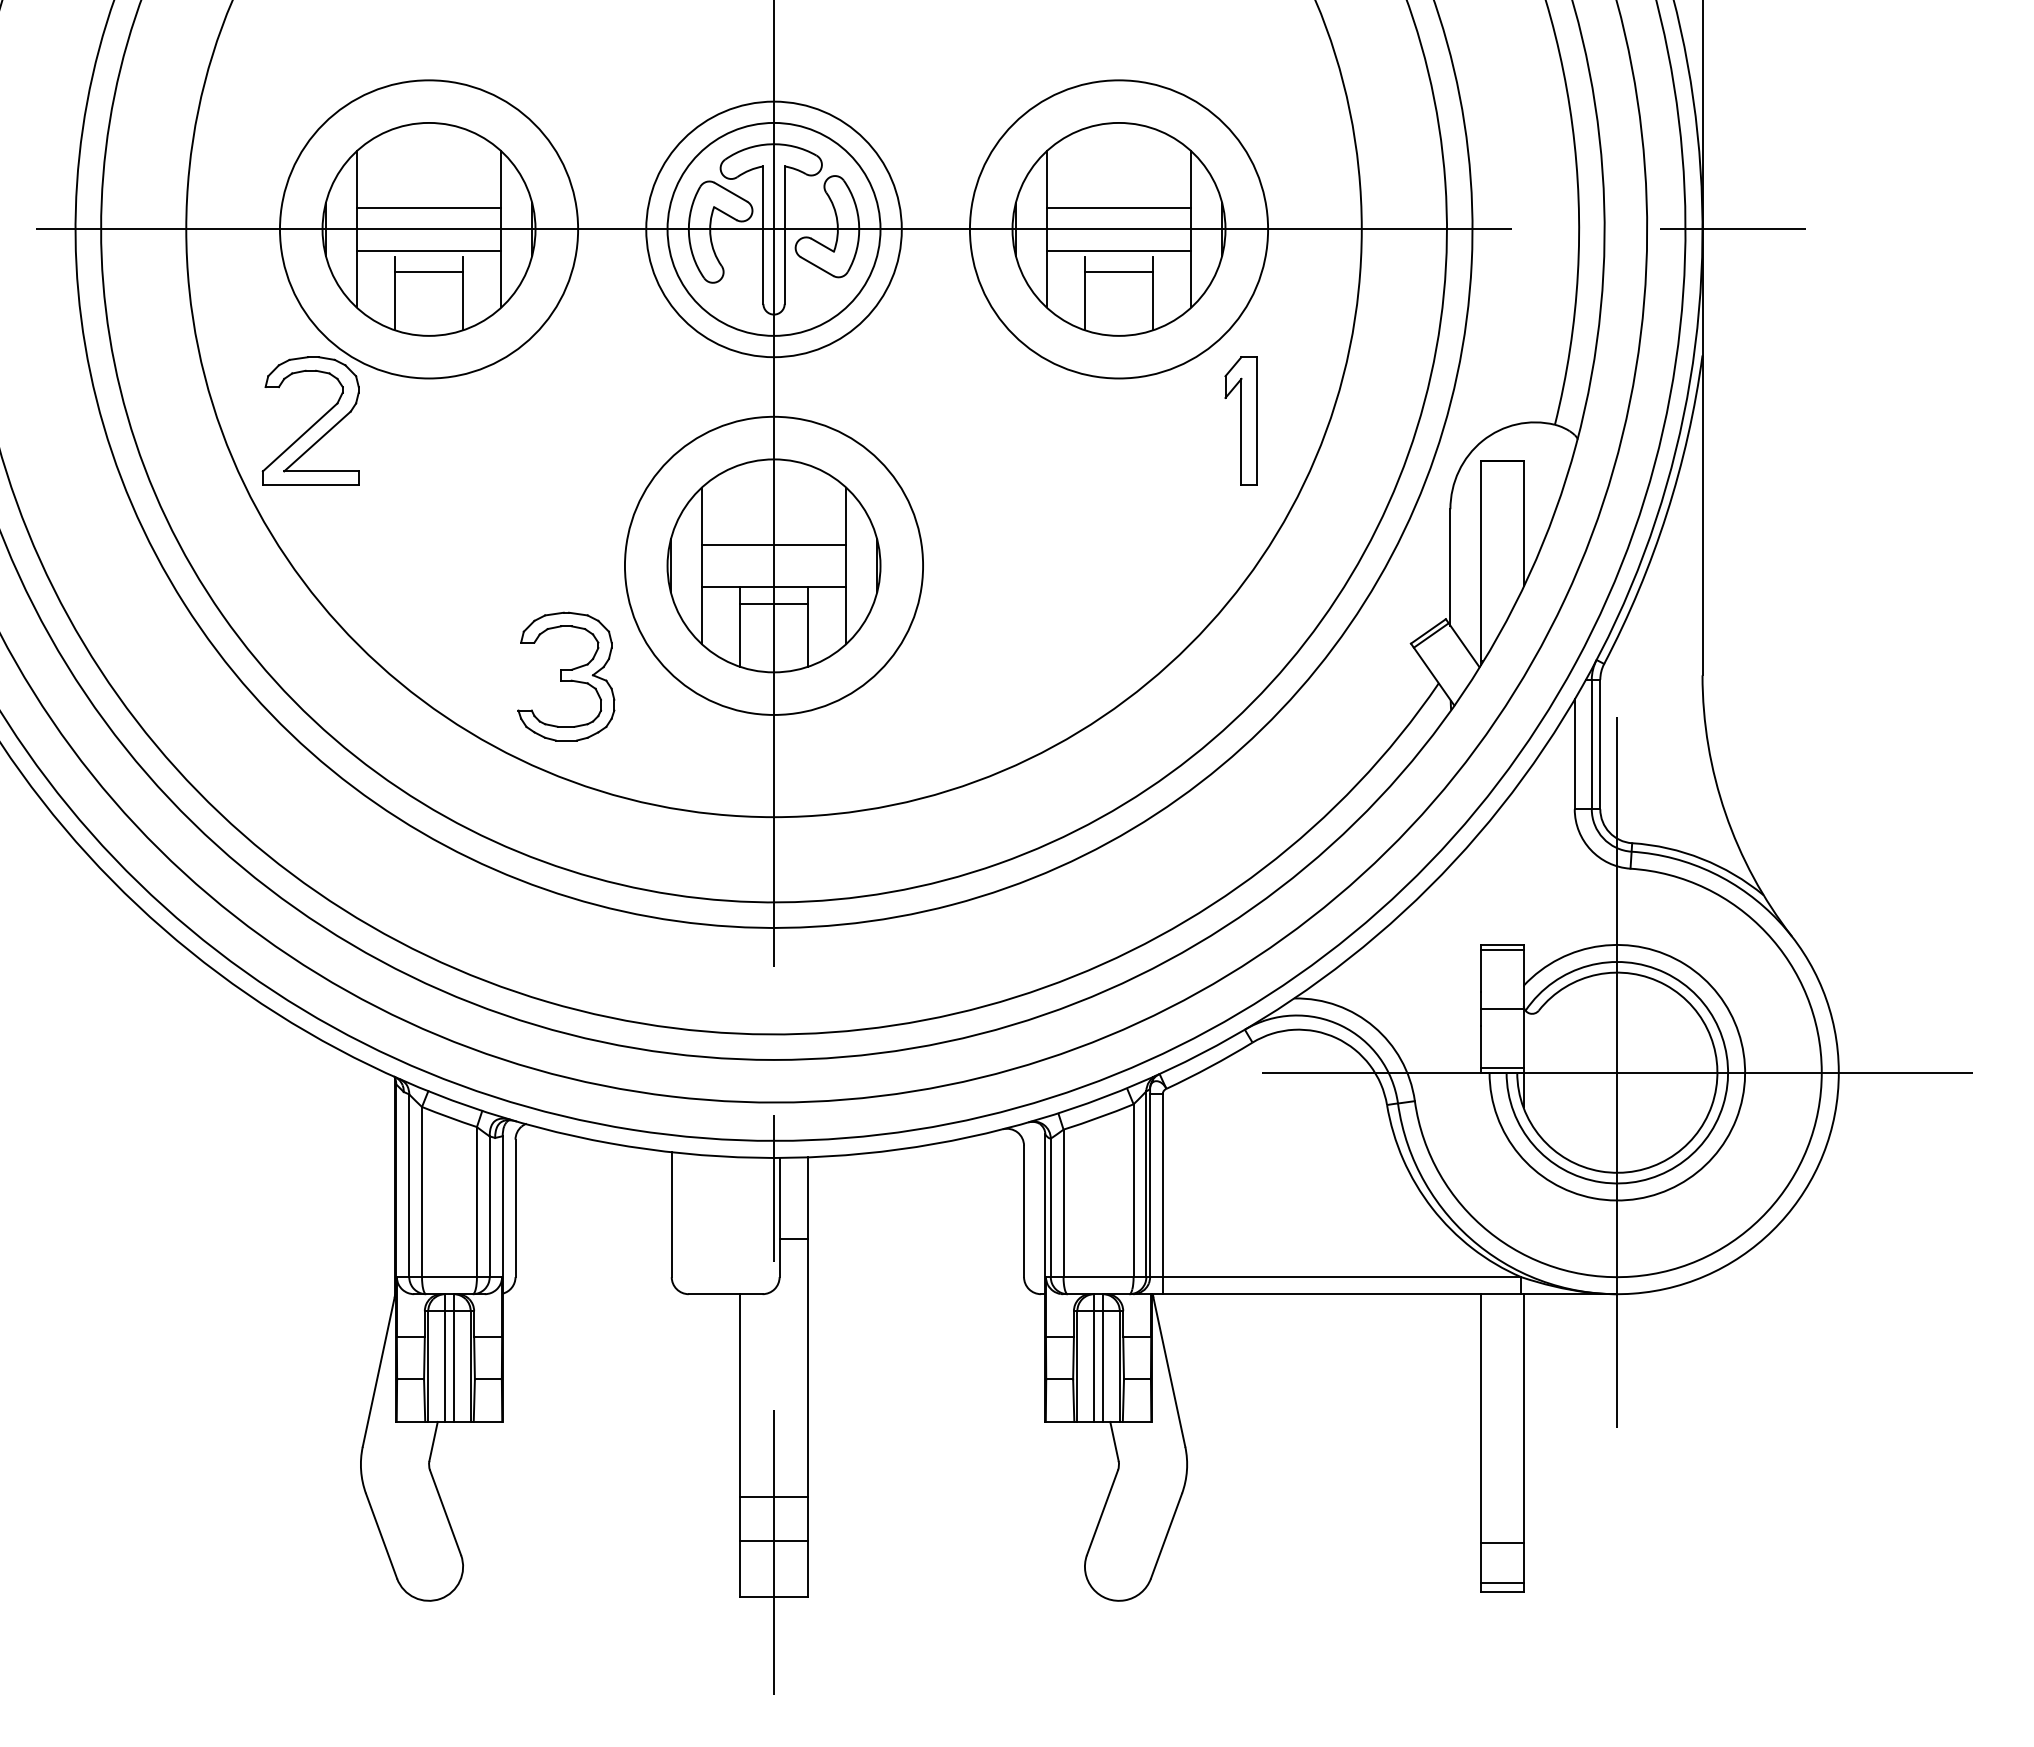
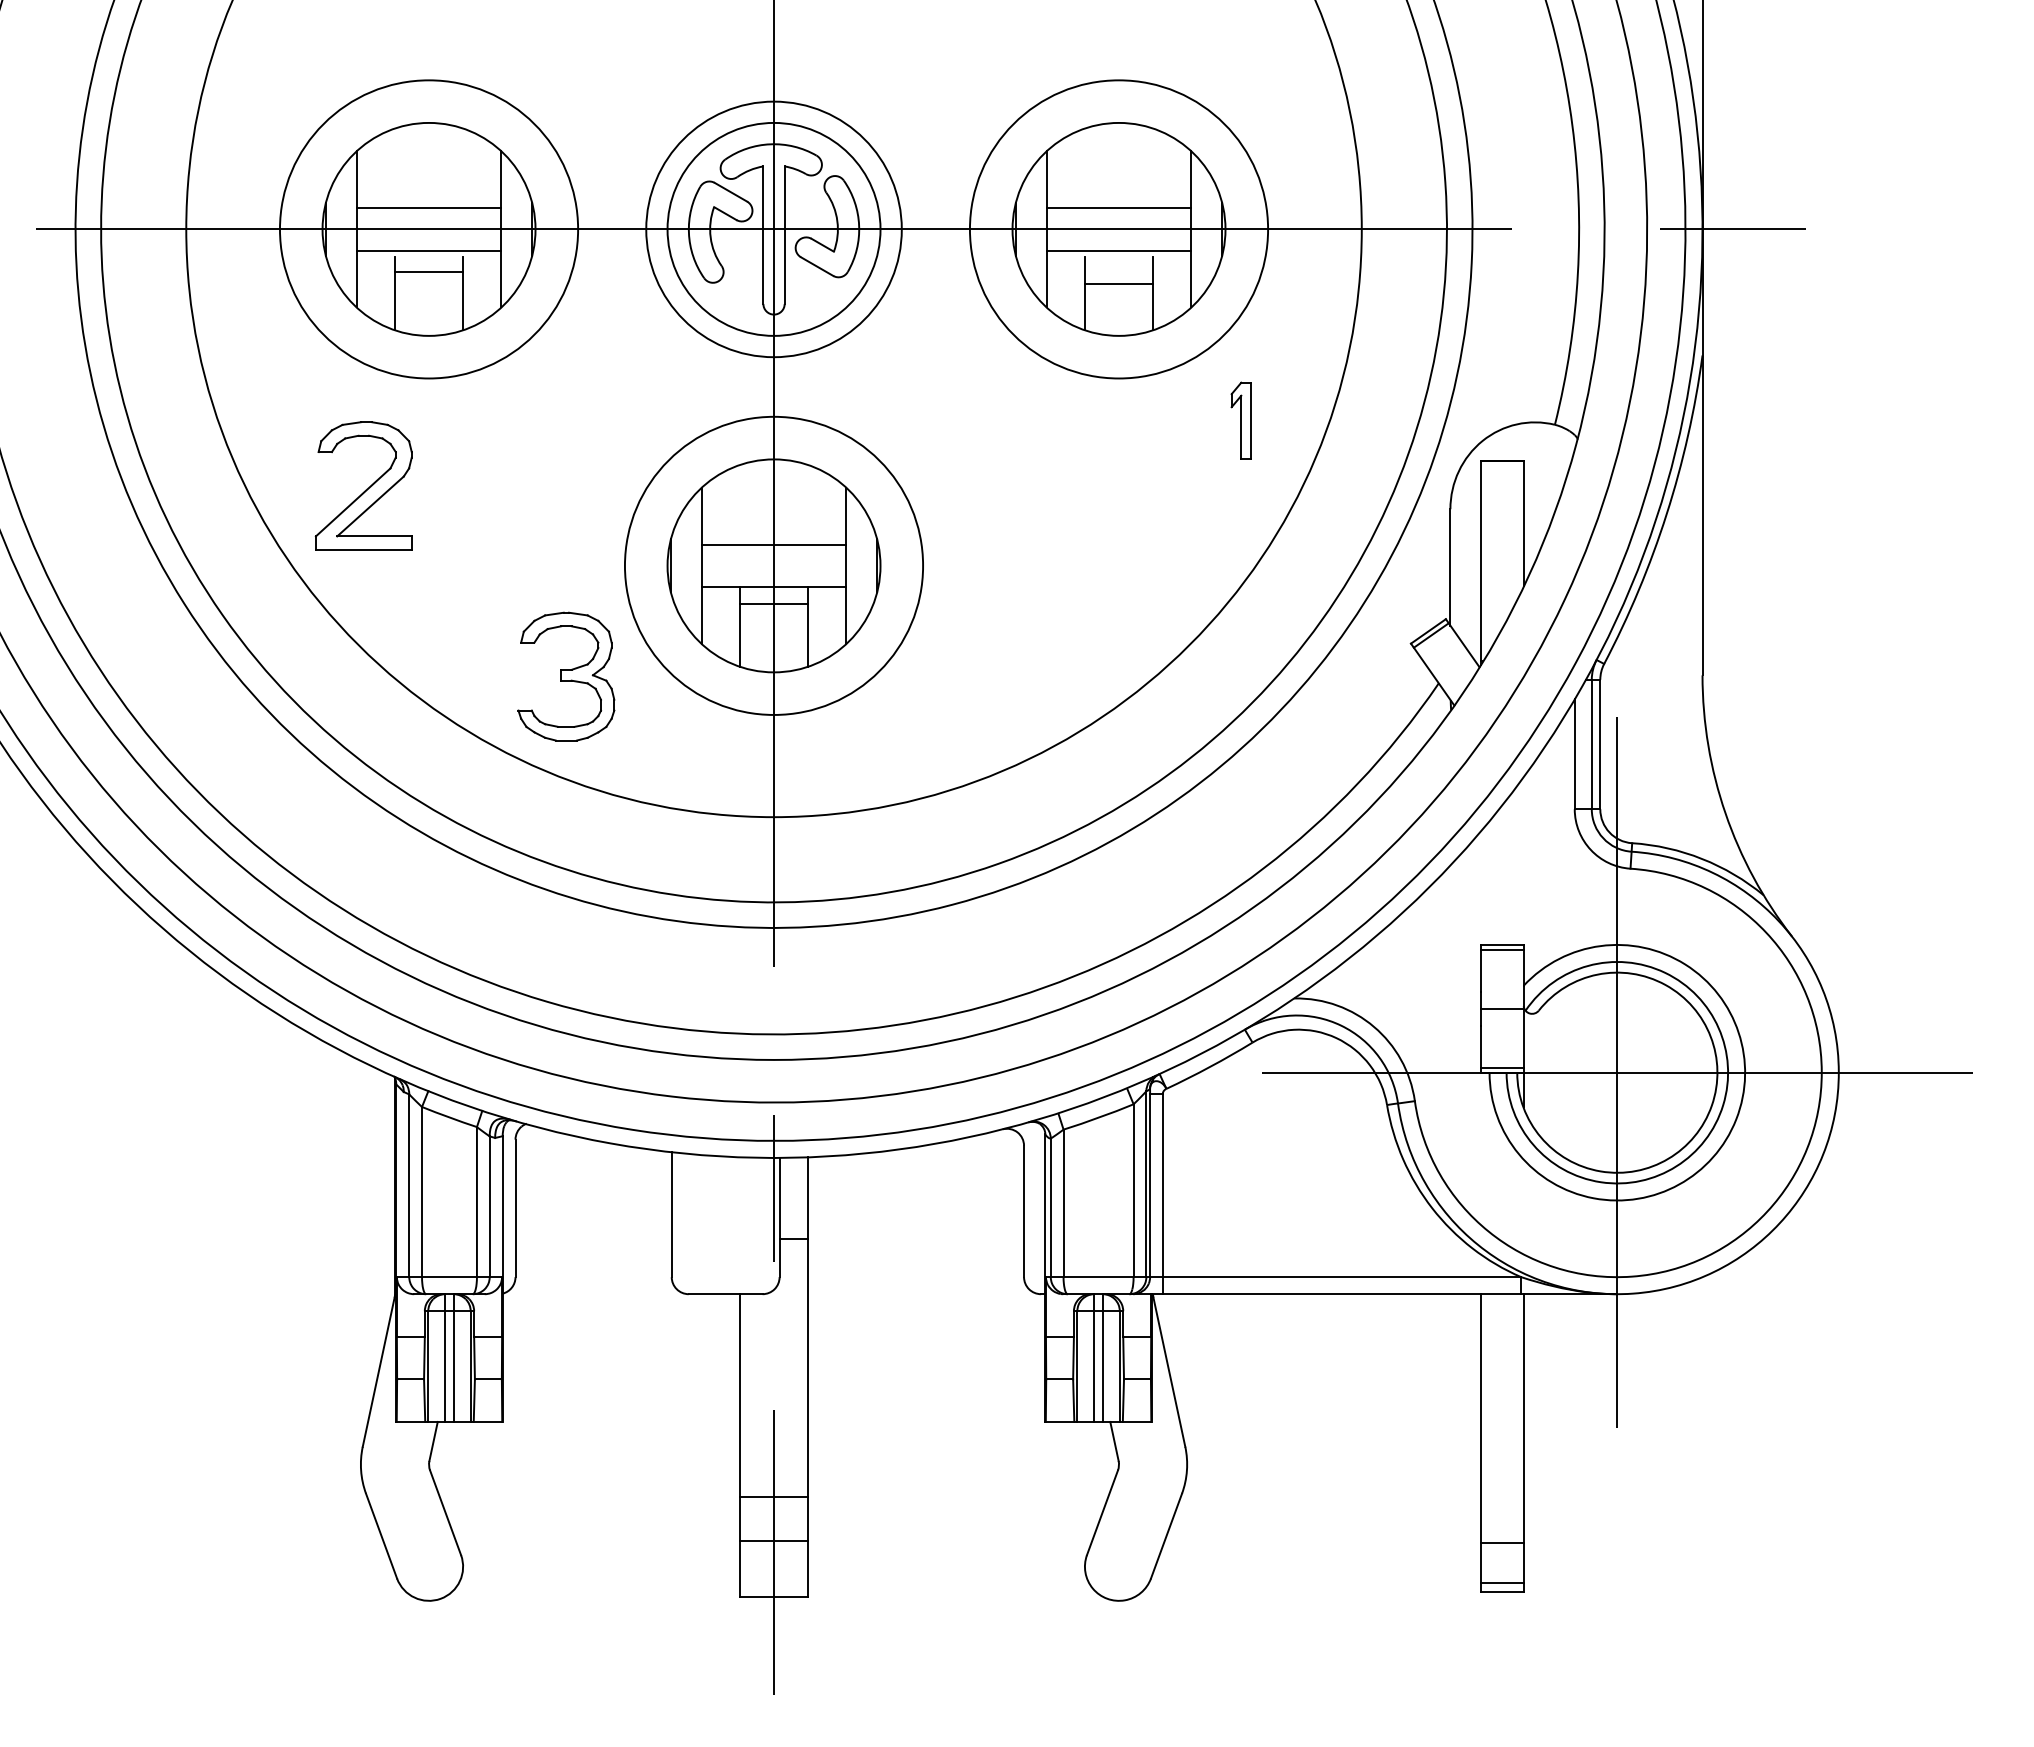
line position: (1118, 272) -> (1118, 284) (1118, 284)
part position: (310, 420) -> (363, 485) (363, 485)
part size: 34x130 px -> 22x79 px (1240, 420)
